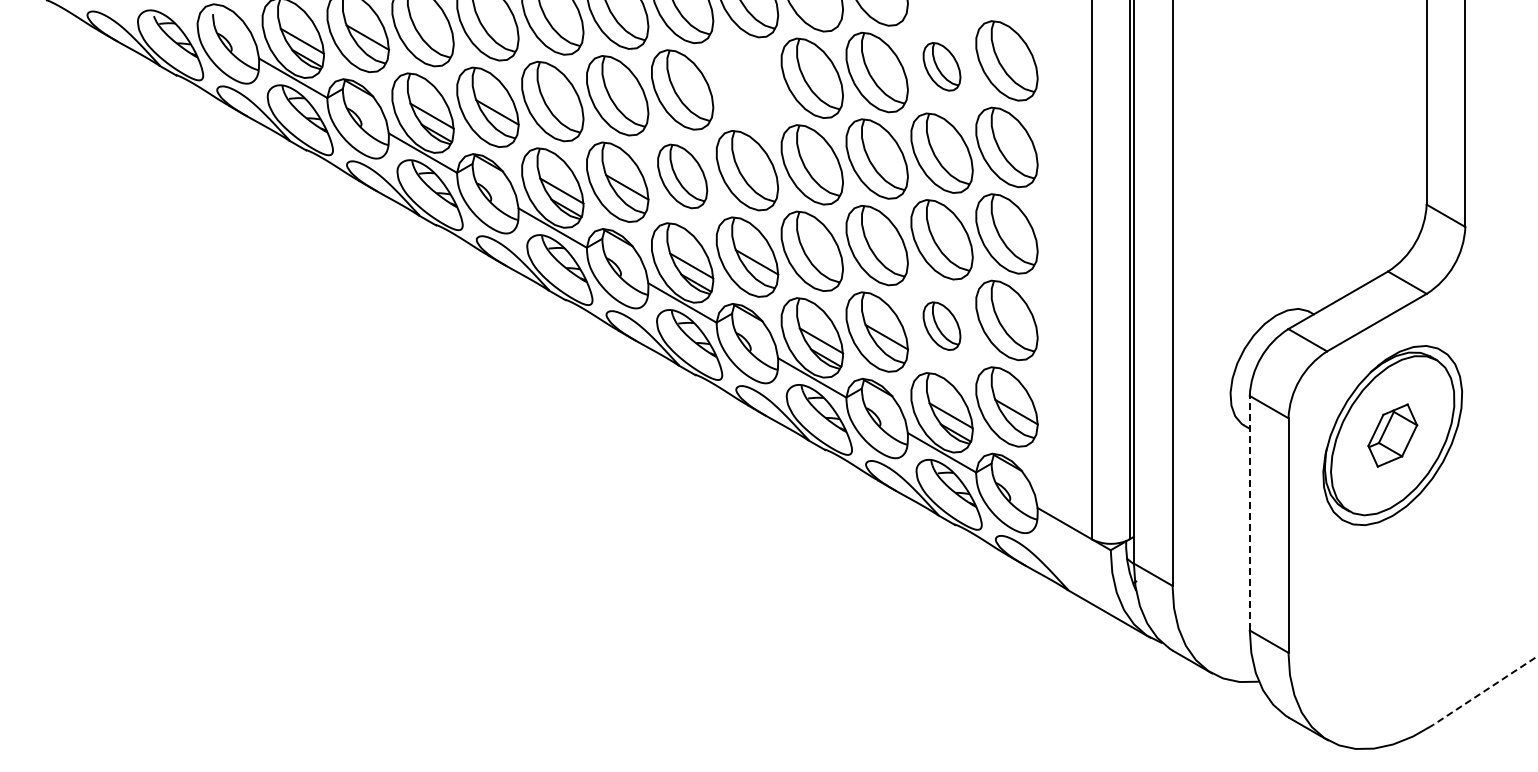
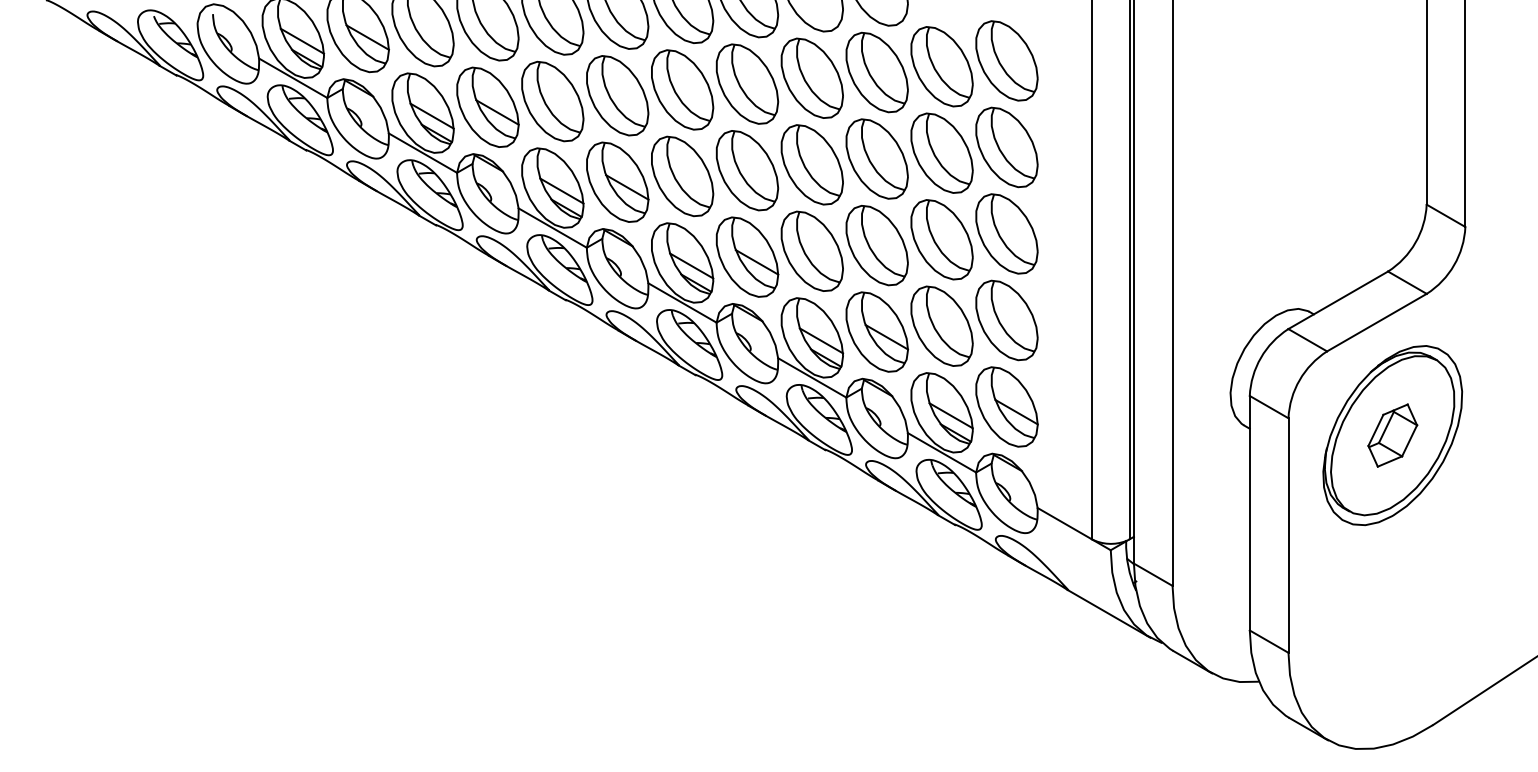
part size: 40x50 px -> 64x82 px (941, 66)
part: none -> present (747, 83)
part size: 52x67 px -> 64x83 px (682, 176)
part size: 40x50 px -> 64x82 px (941, 325)
line: dashed -> solid (1249, 512)
line: dashed -> solid (1484, 690)
